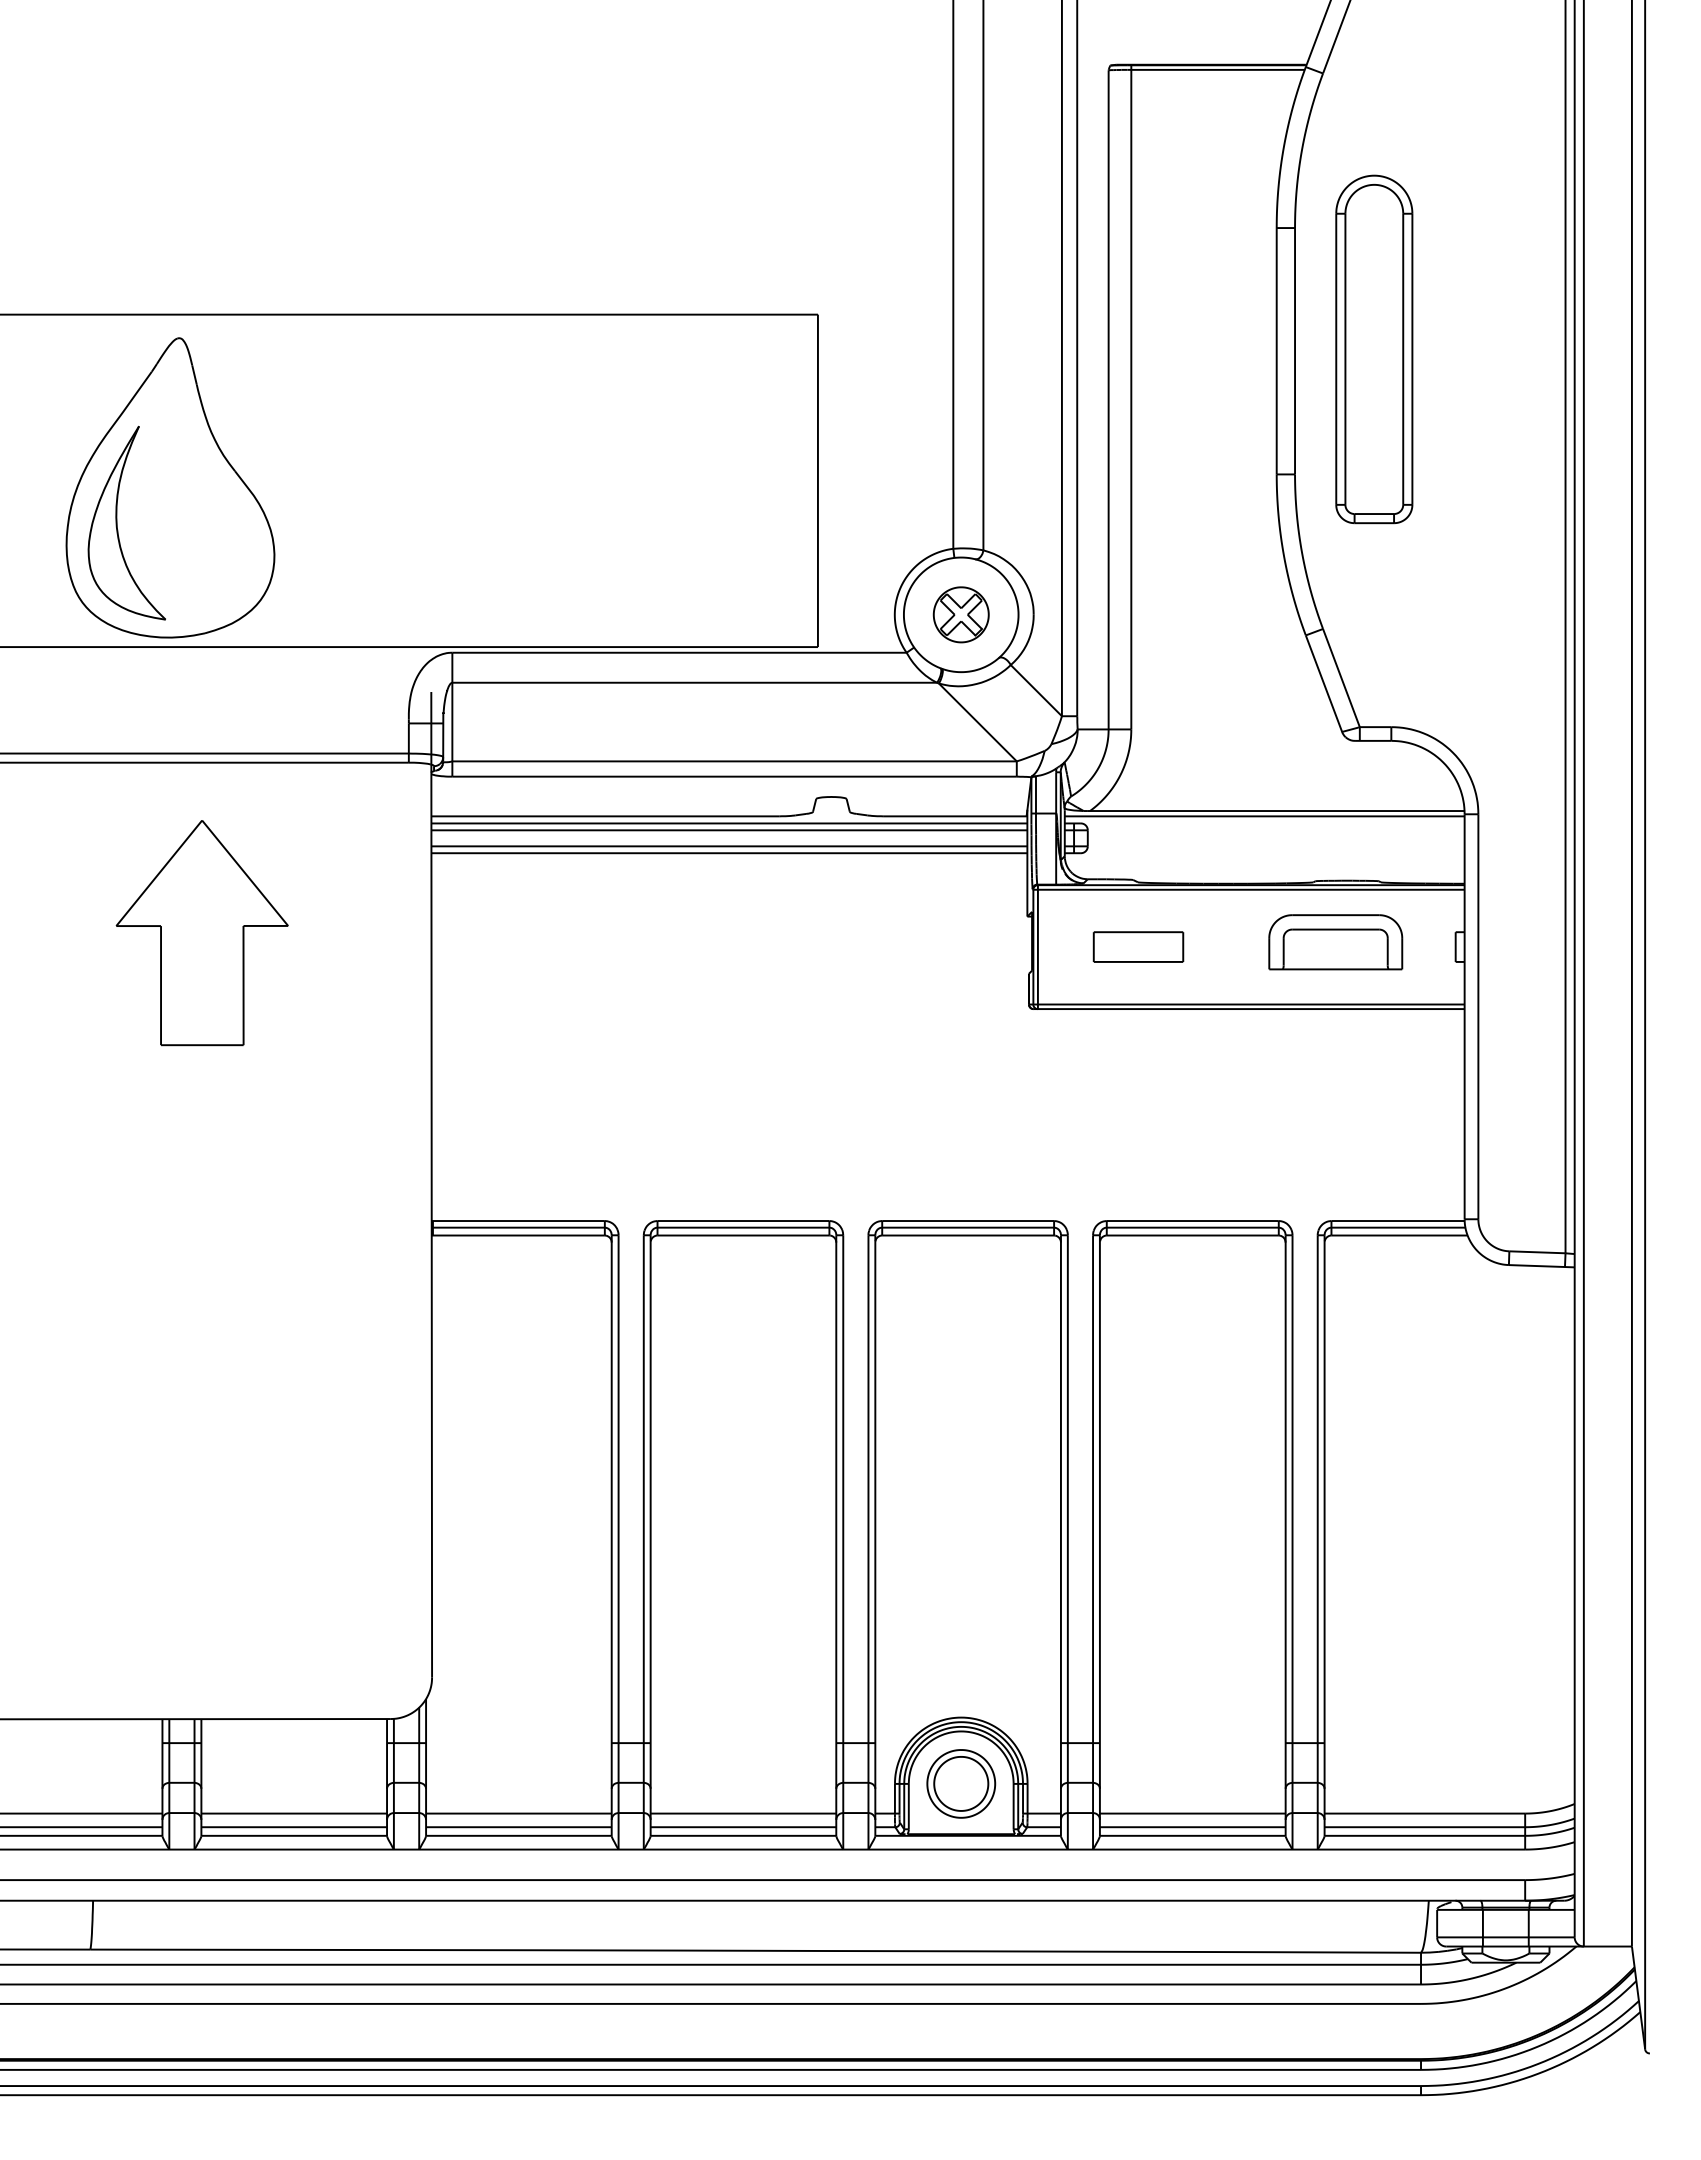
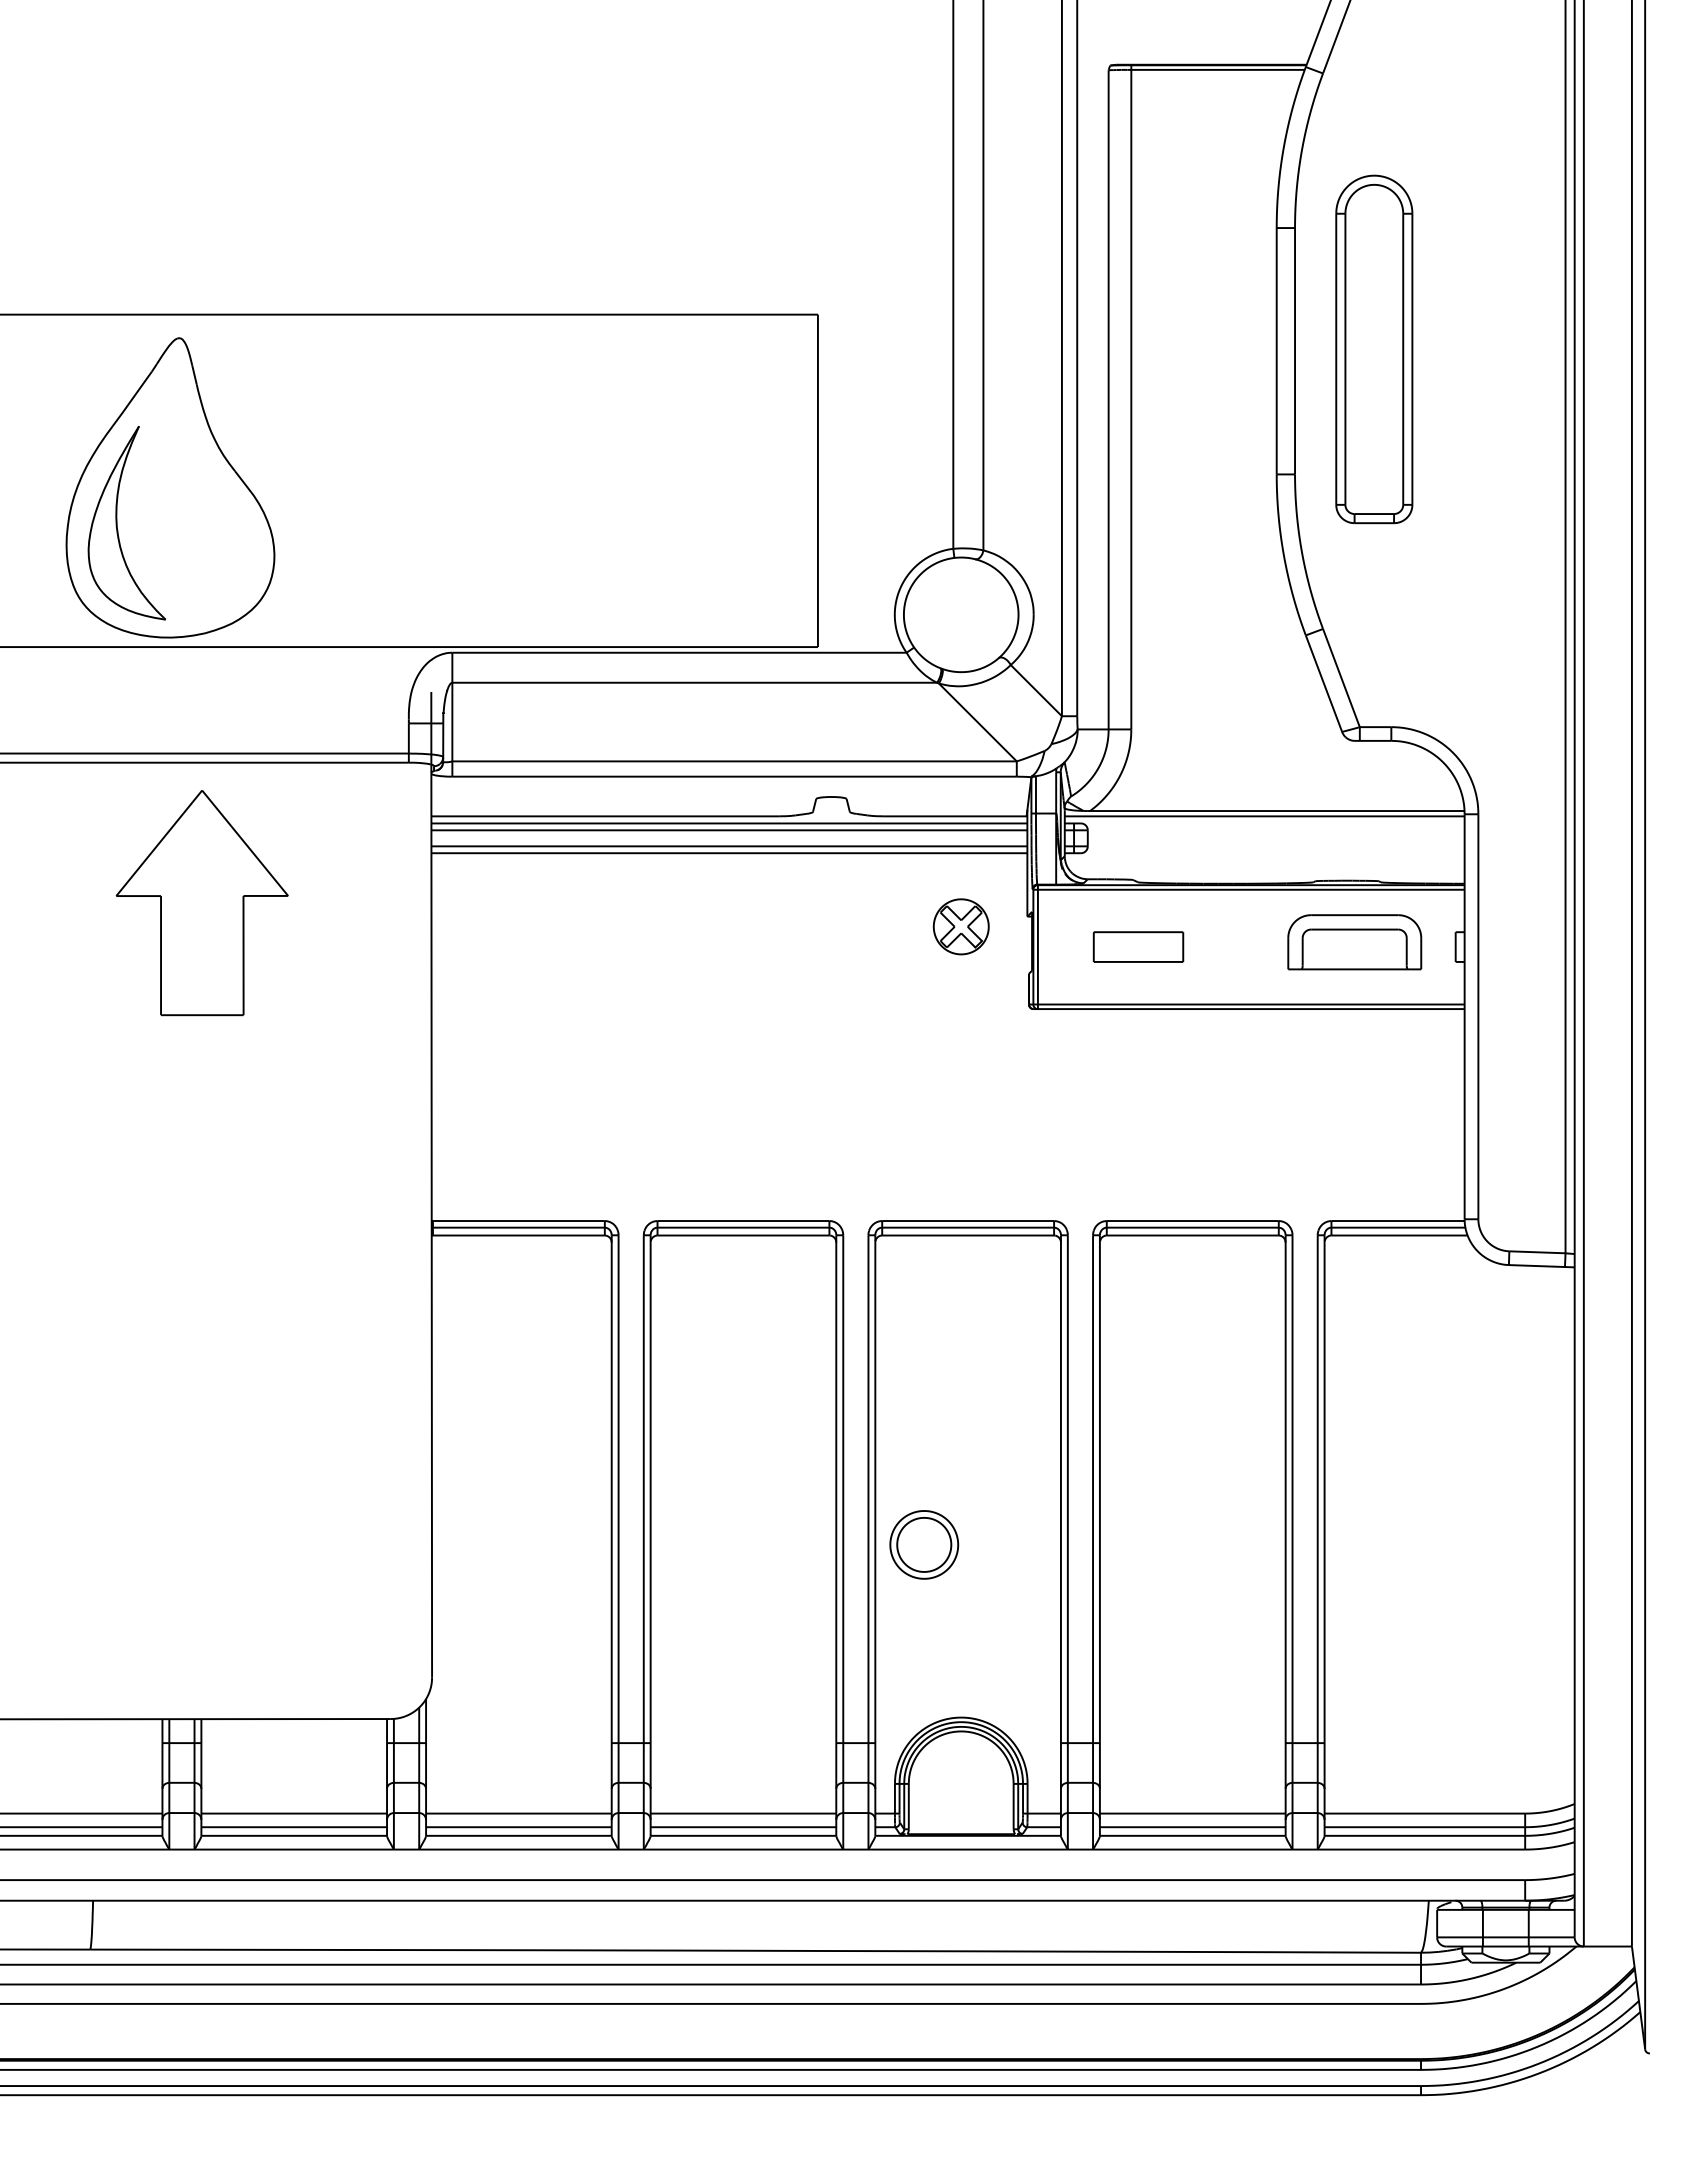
part position: (960, 614) -> (960, 926) (960, 926)
part position: (201, 933) -> (201, 903) (201, 903)
part position: (1335, 942) -> (1354, 942) (1354, 942)
part position: (961, 1783) -> (924, 1544) (924, 1544)
